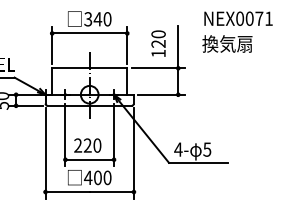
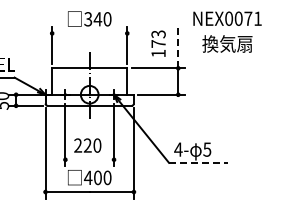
text position: (238, 18) -> (227, 18) (227, 18)
line: present -> none (89, 33)
text: 120 -> 173 (158, 38)
line: solid -> dashed (178, 46)
line: present -> none (89, 159)
line: solid -> dashed (198, 162)
